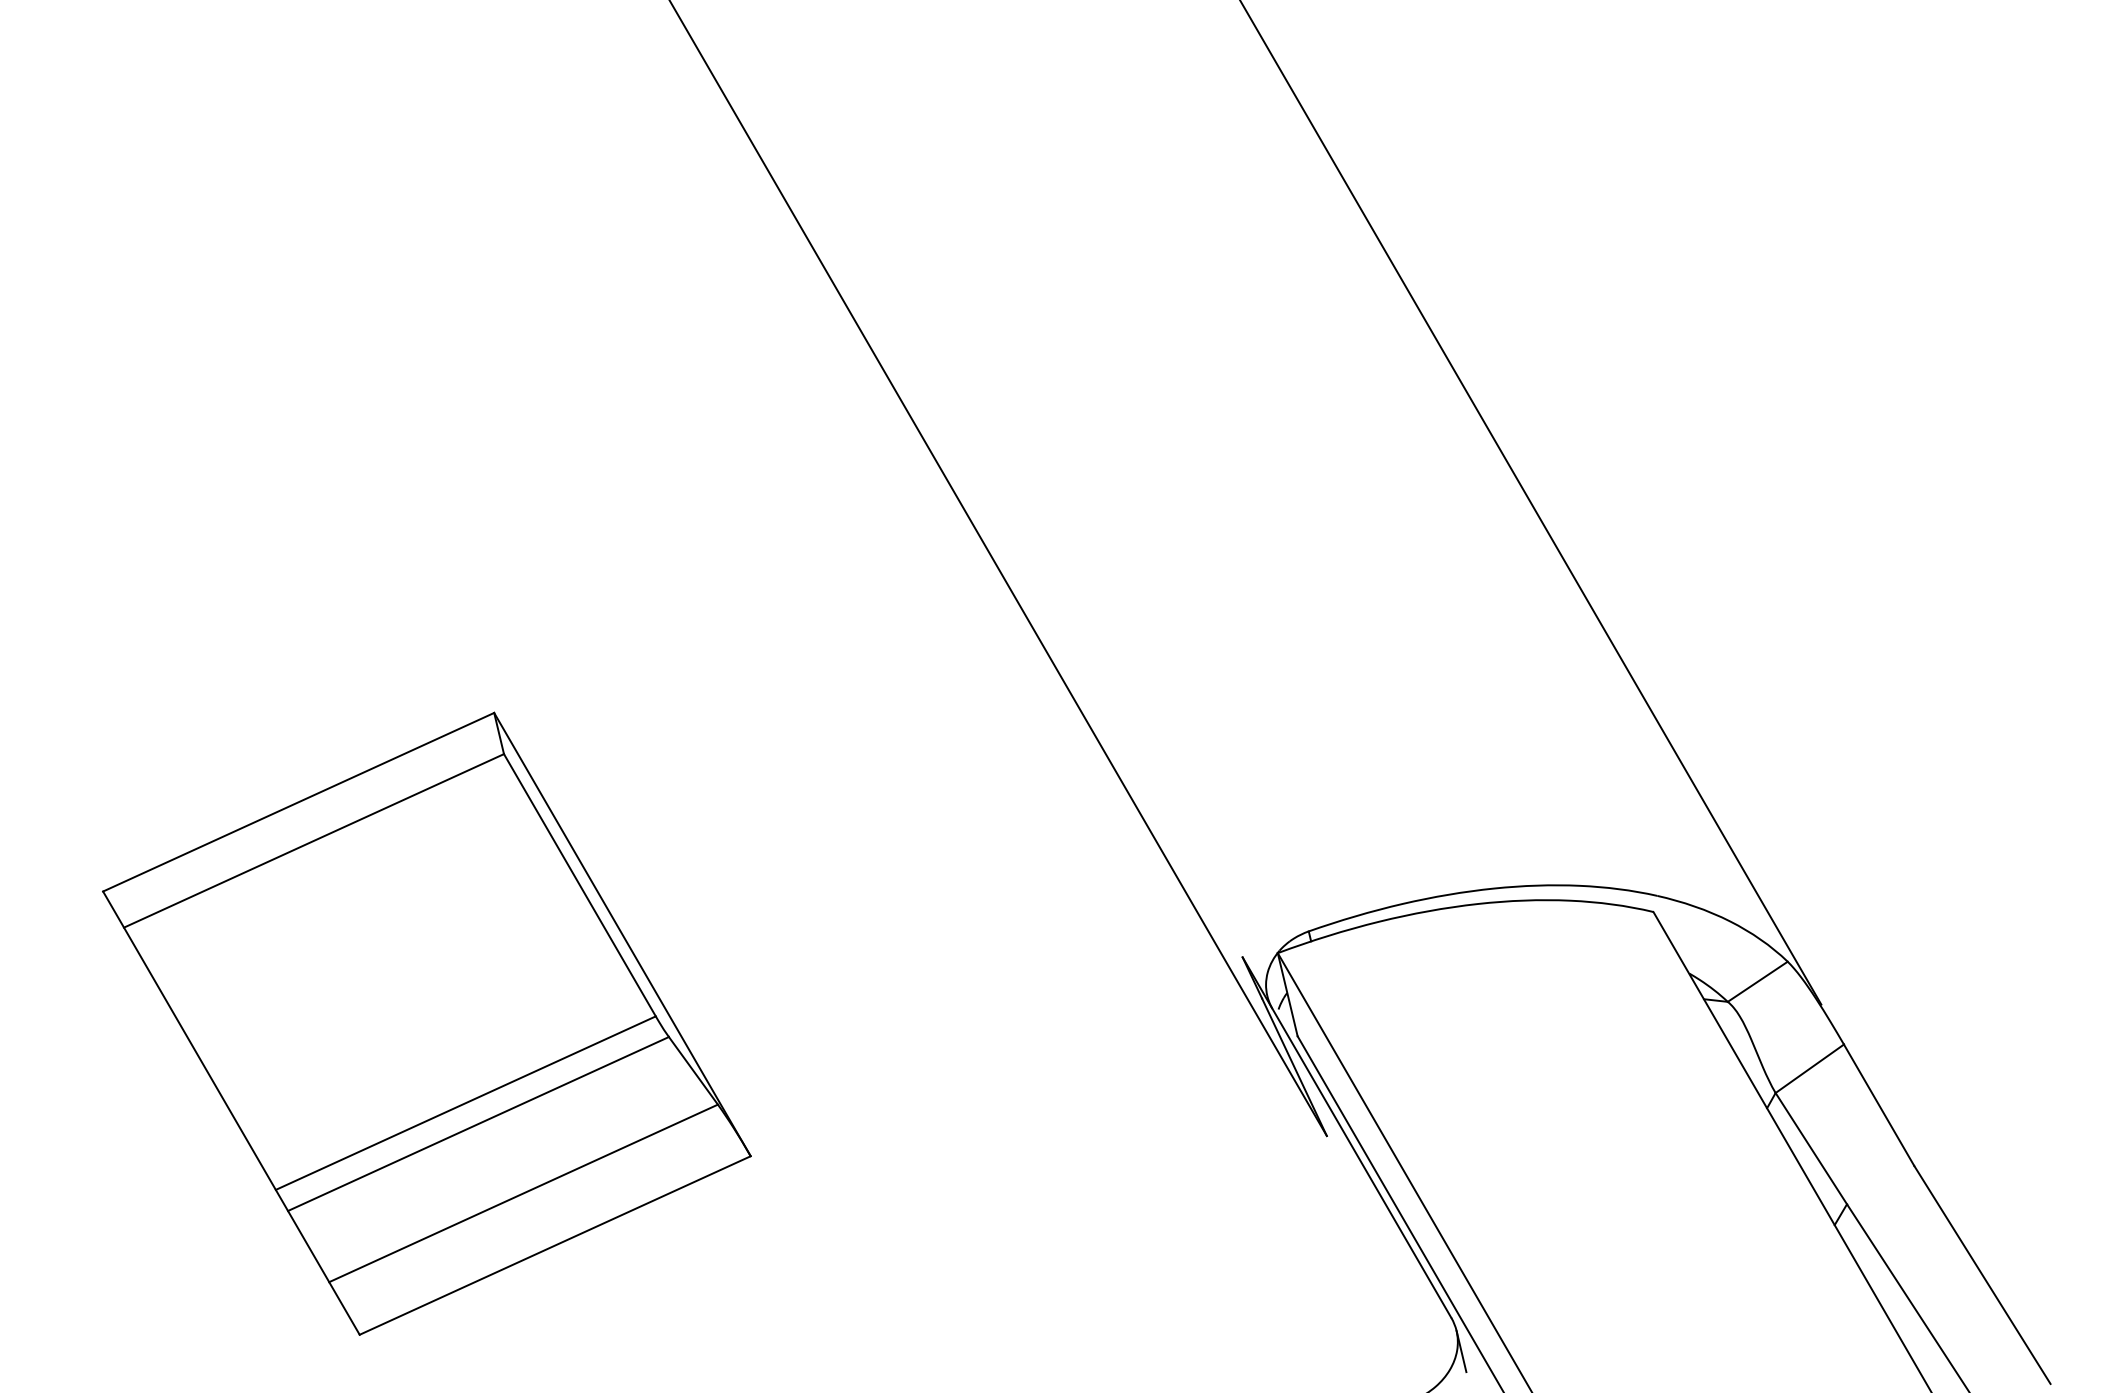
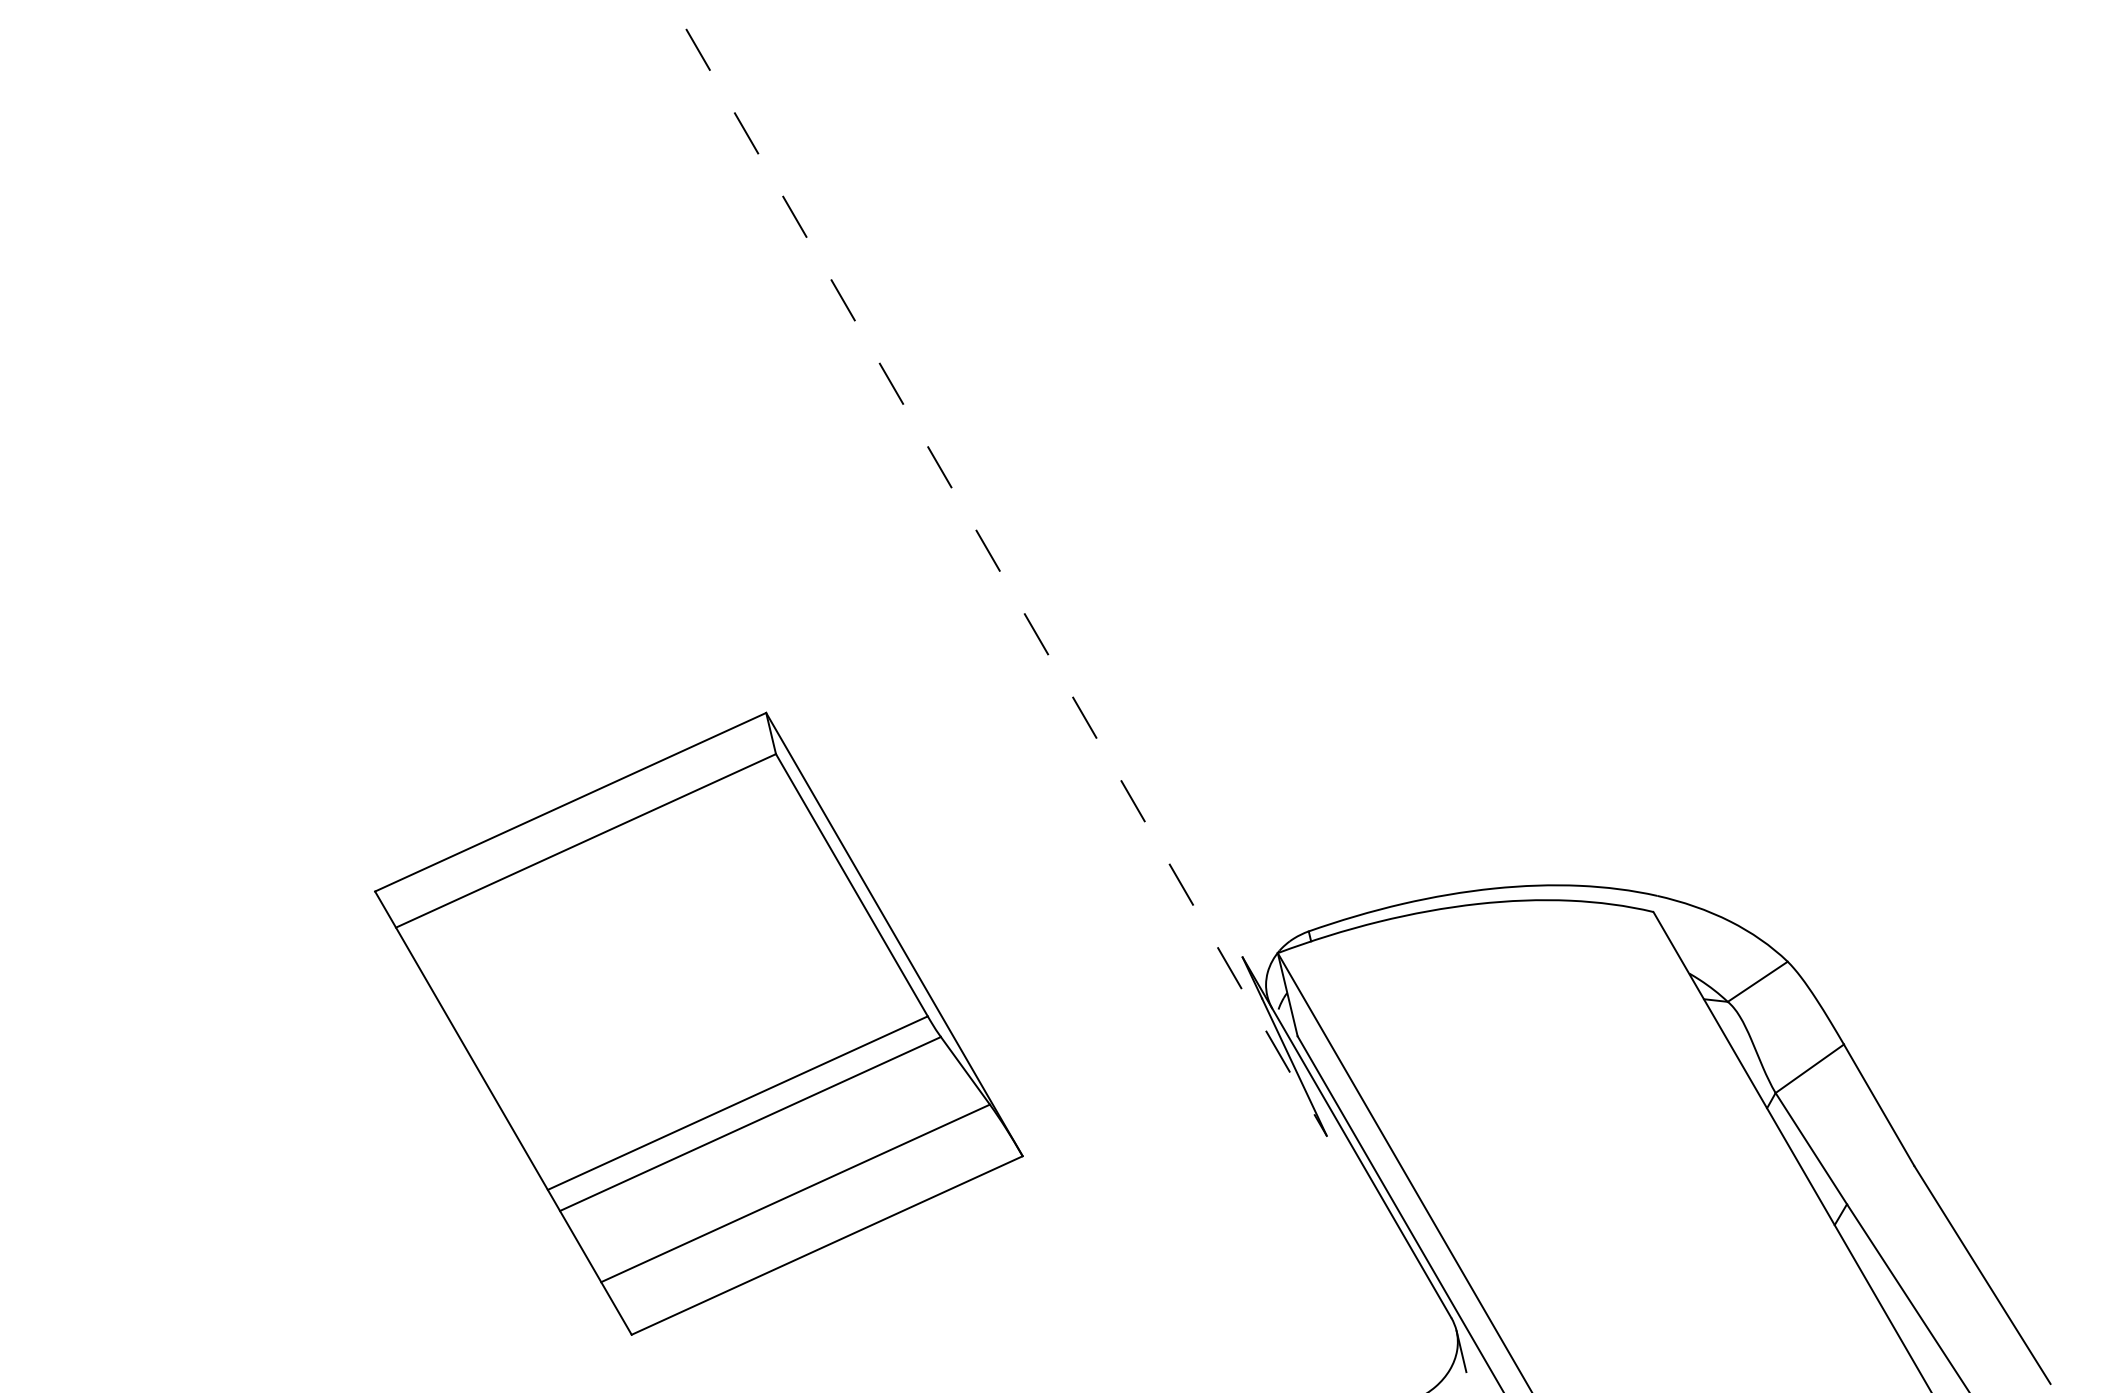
line: present -> none (1531, 503)
line: solid -> dashed (998, 568)
part position: (426, 1023) -> (698, 1023) (698, 1023)
